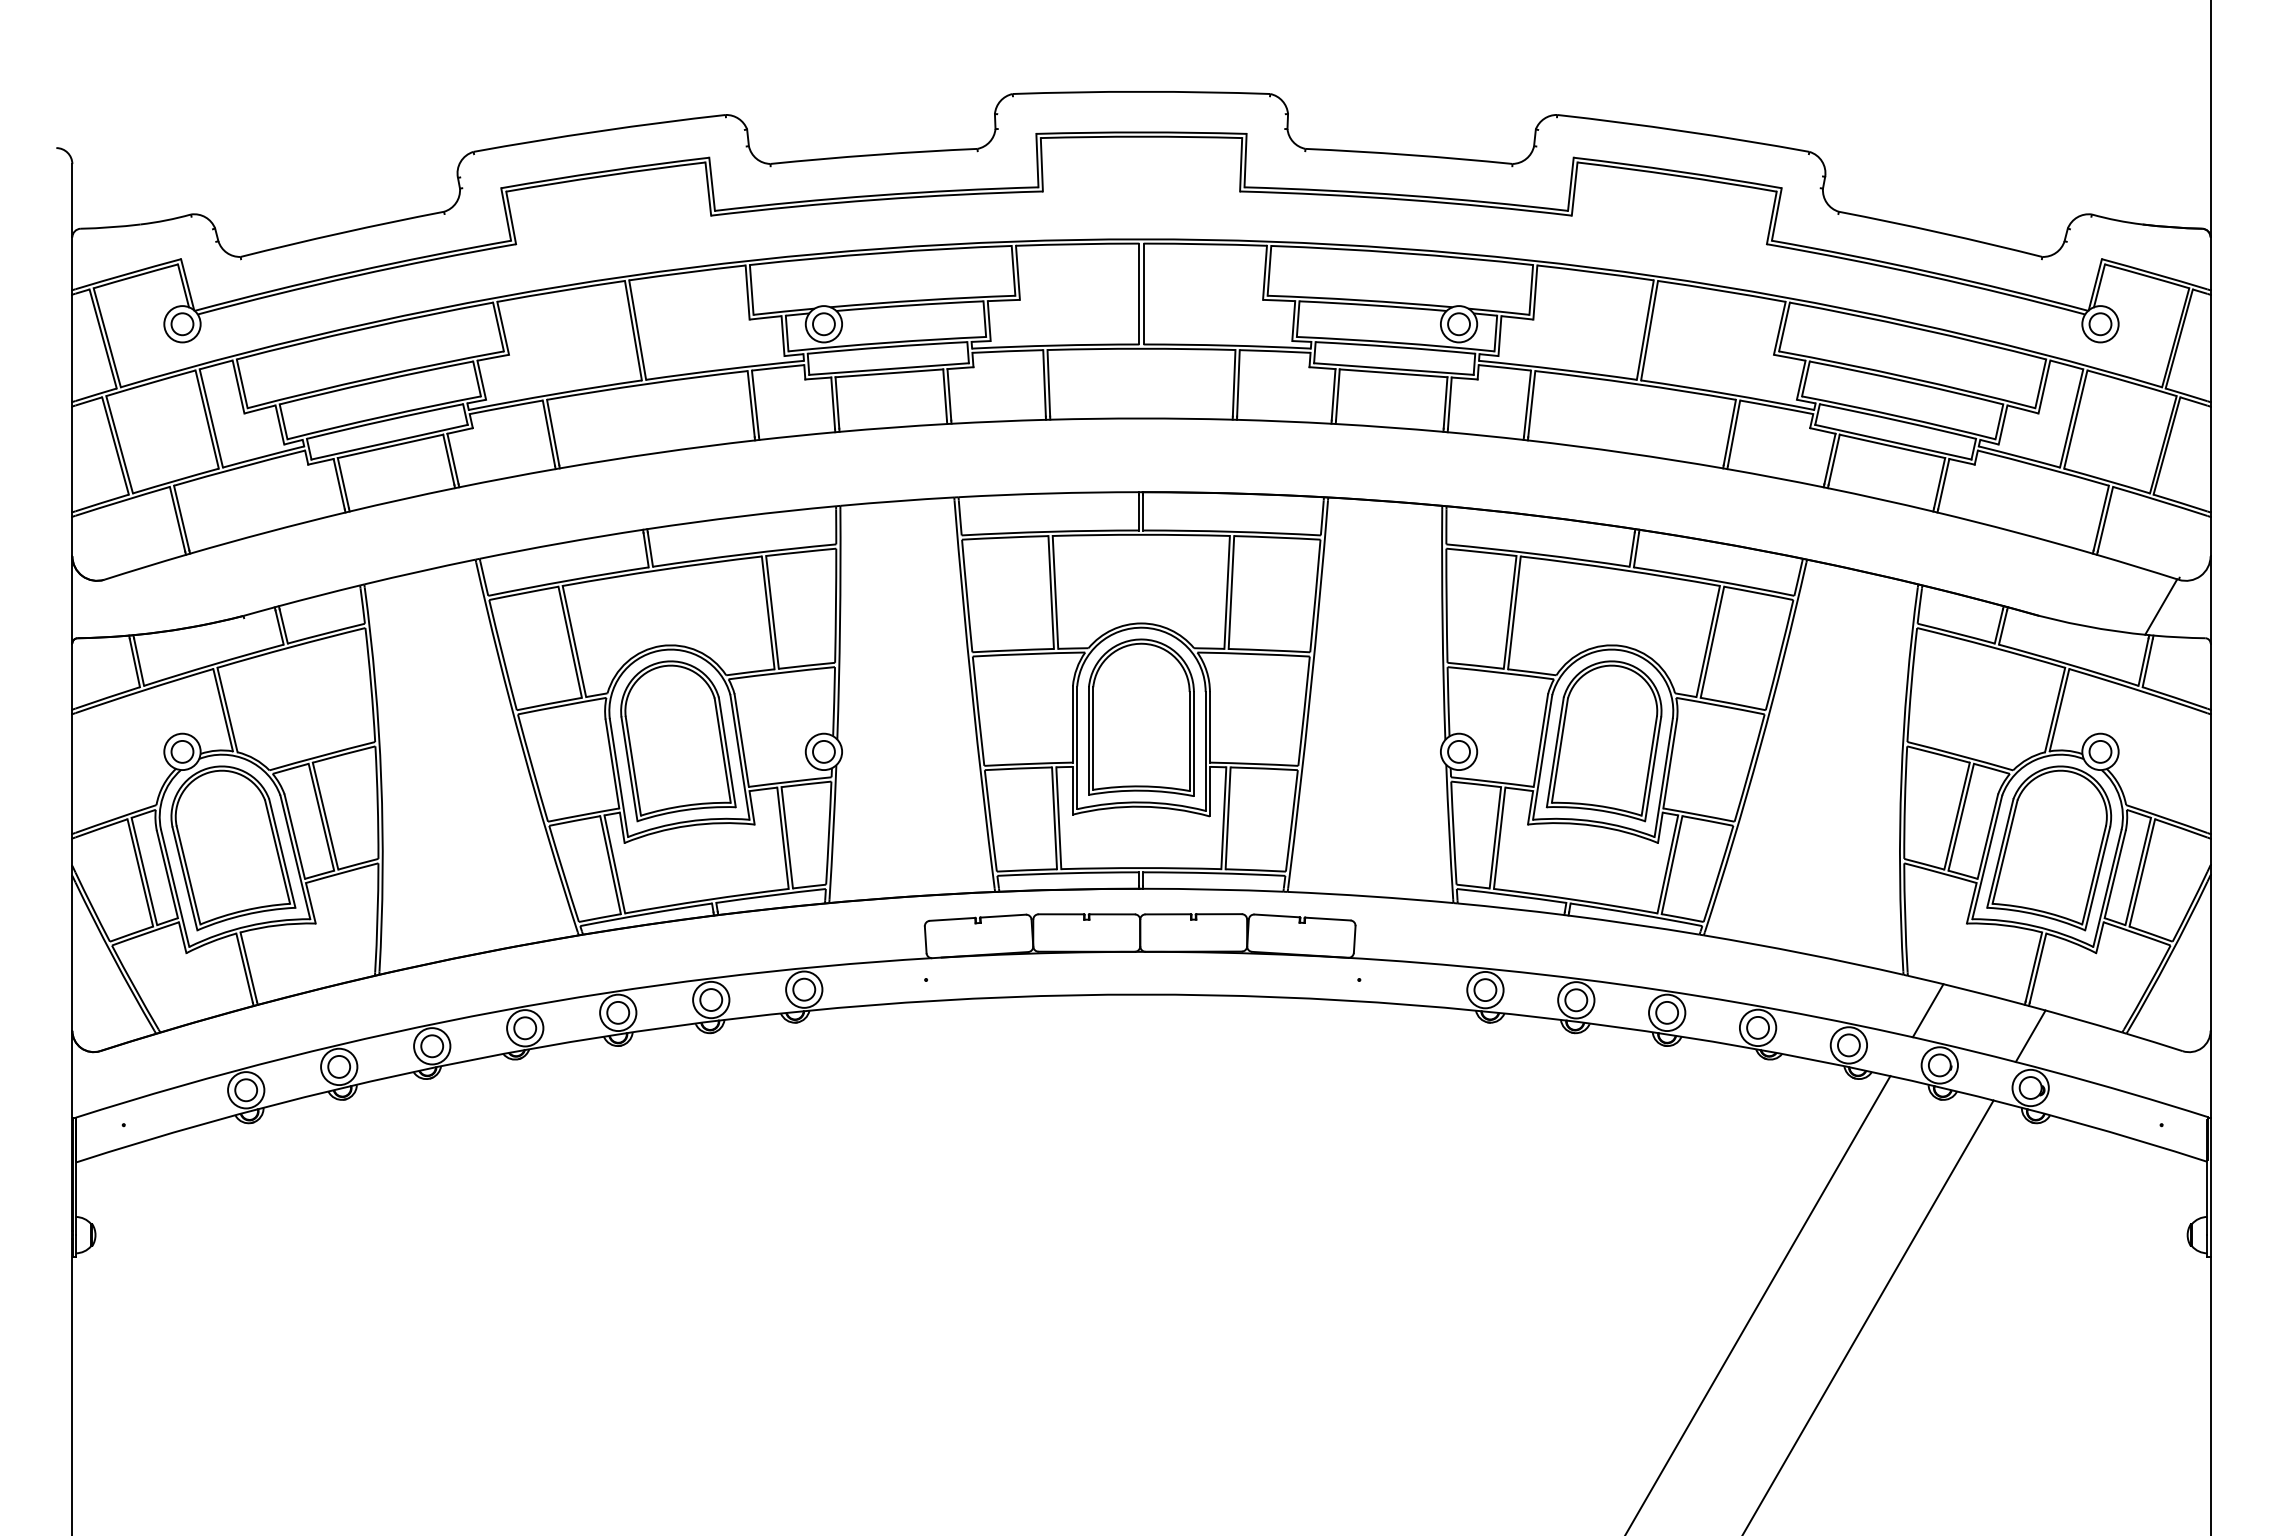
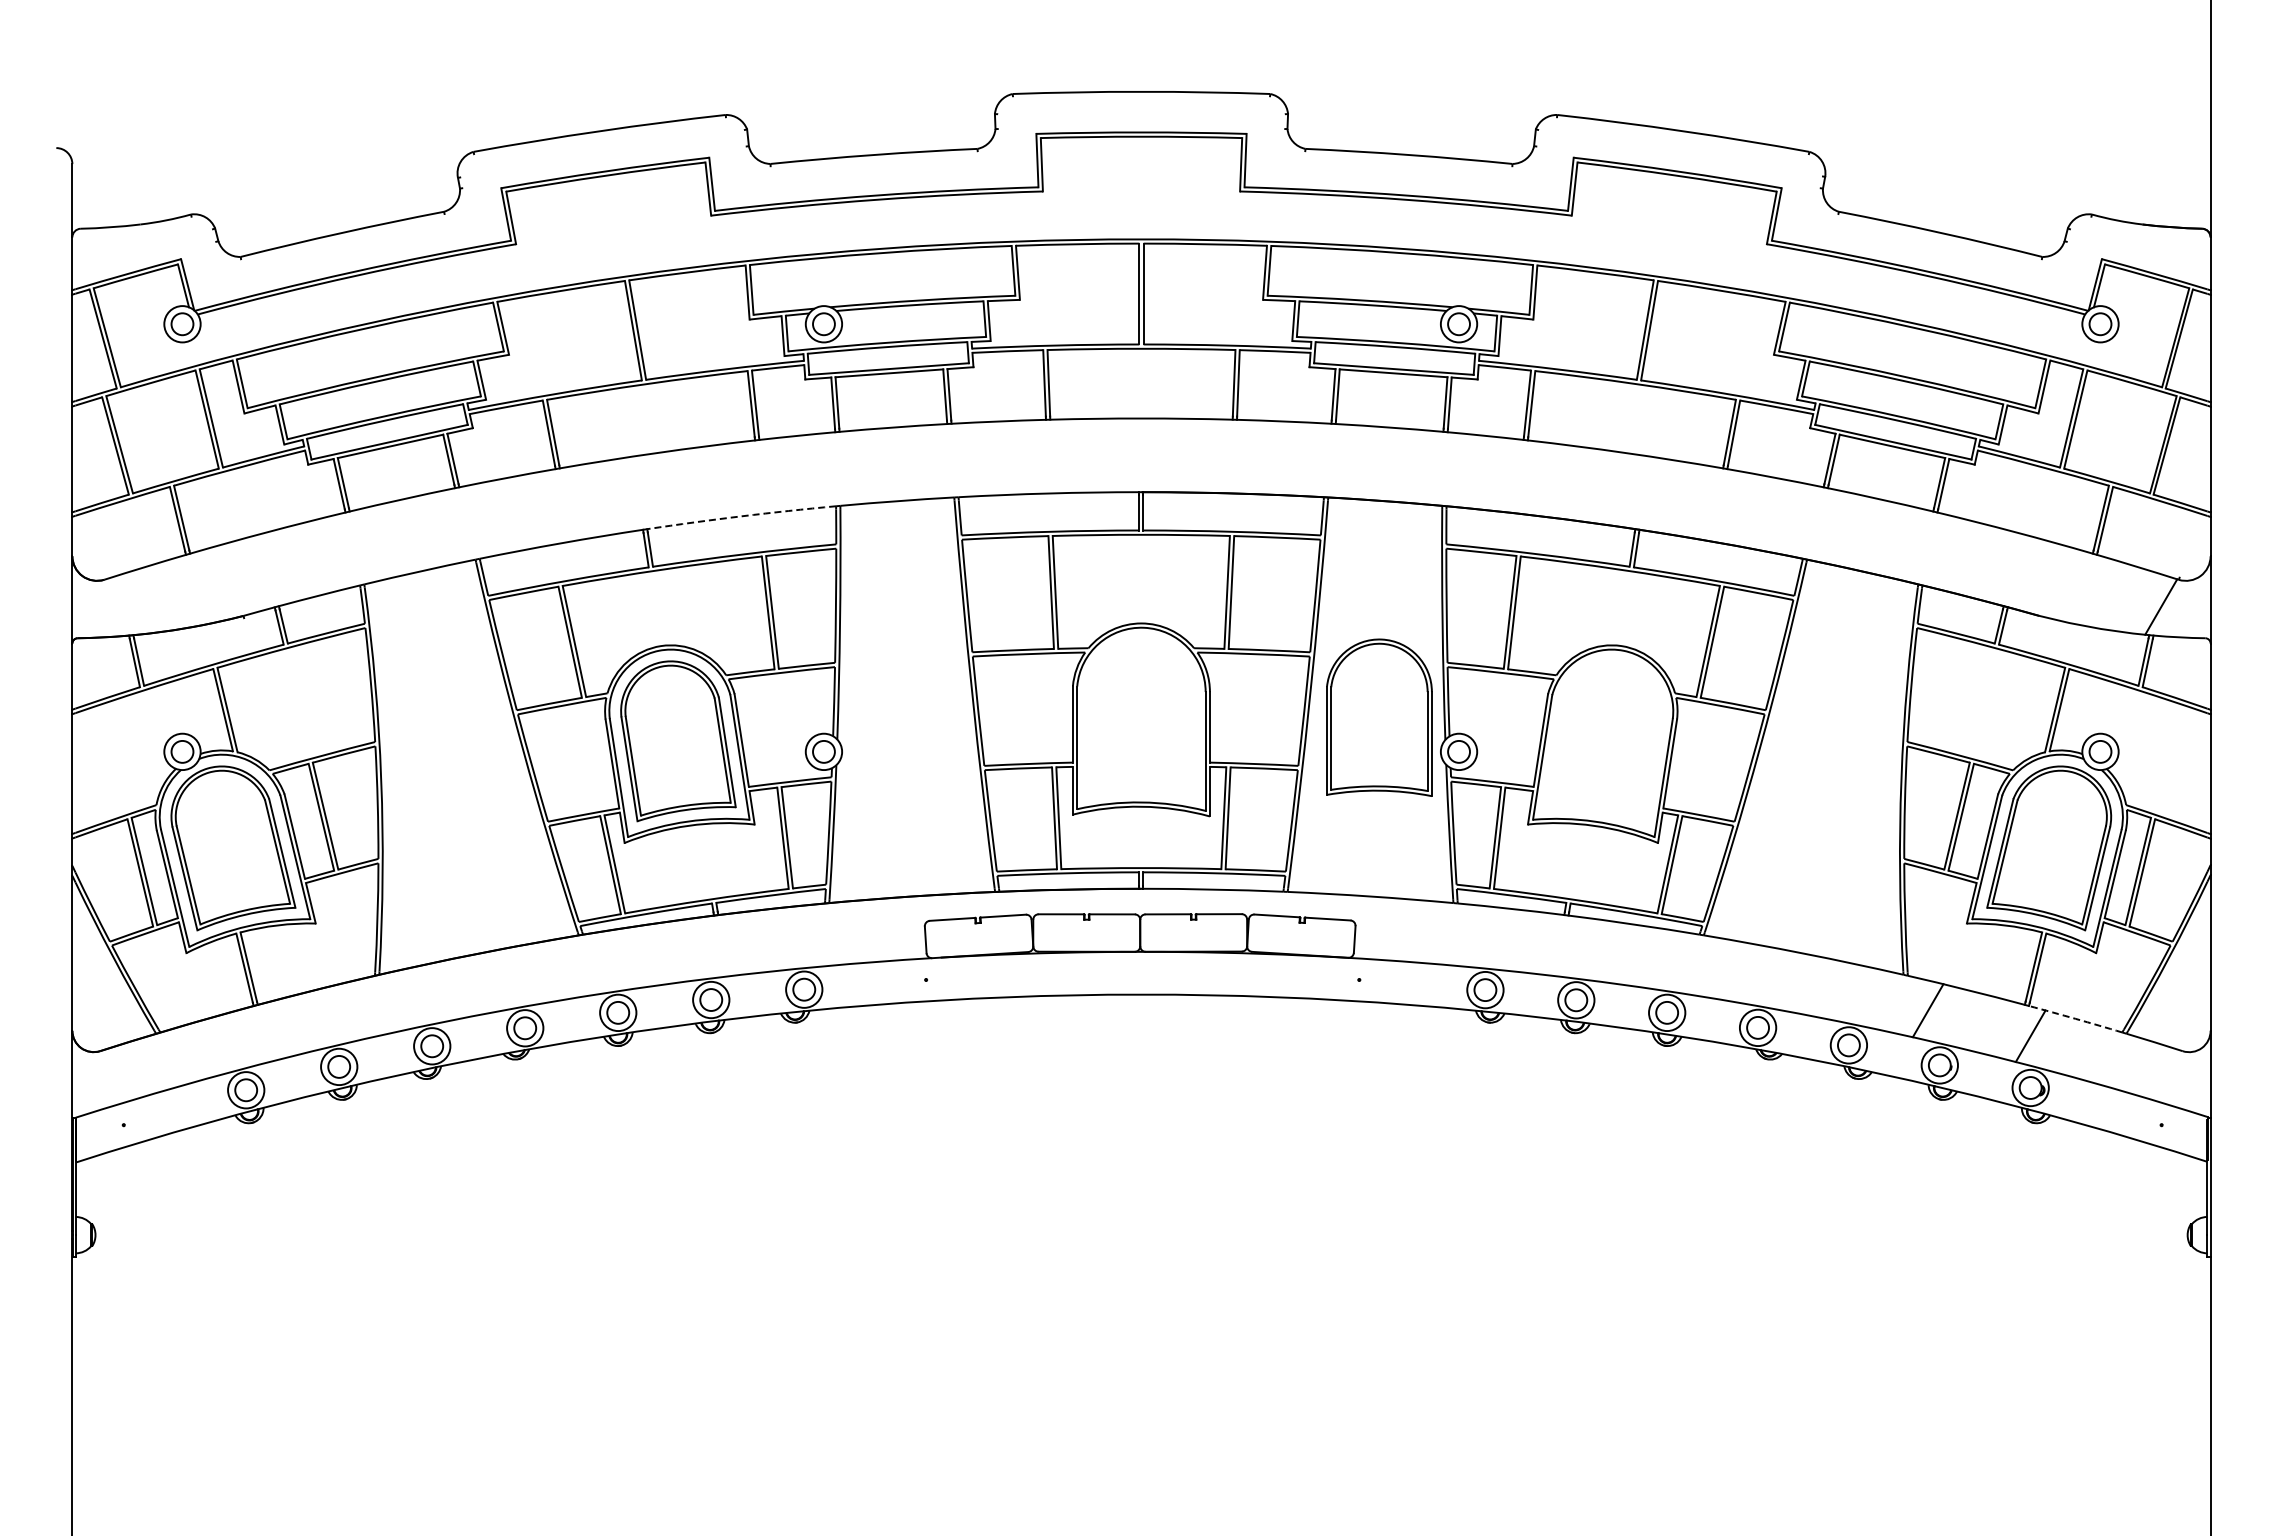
arc: solid -> dashed (741, 516)
part position: (1141, 717) -> (1379, 717) (1379, 717)
part: present -> none (1603, 741)
arc: solid -> dashed (2075, 1018)
line: present -> none (1758, 1304)
line: present -> none (1868, 1316)
